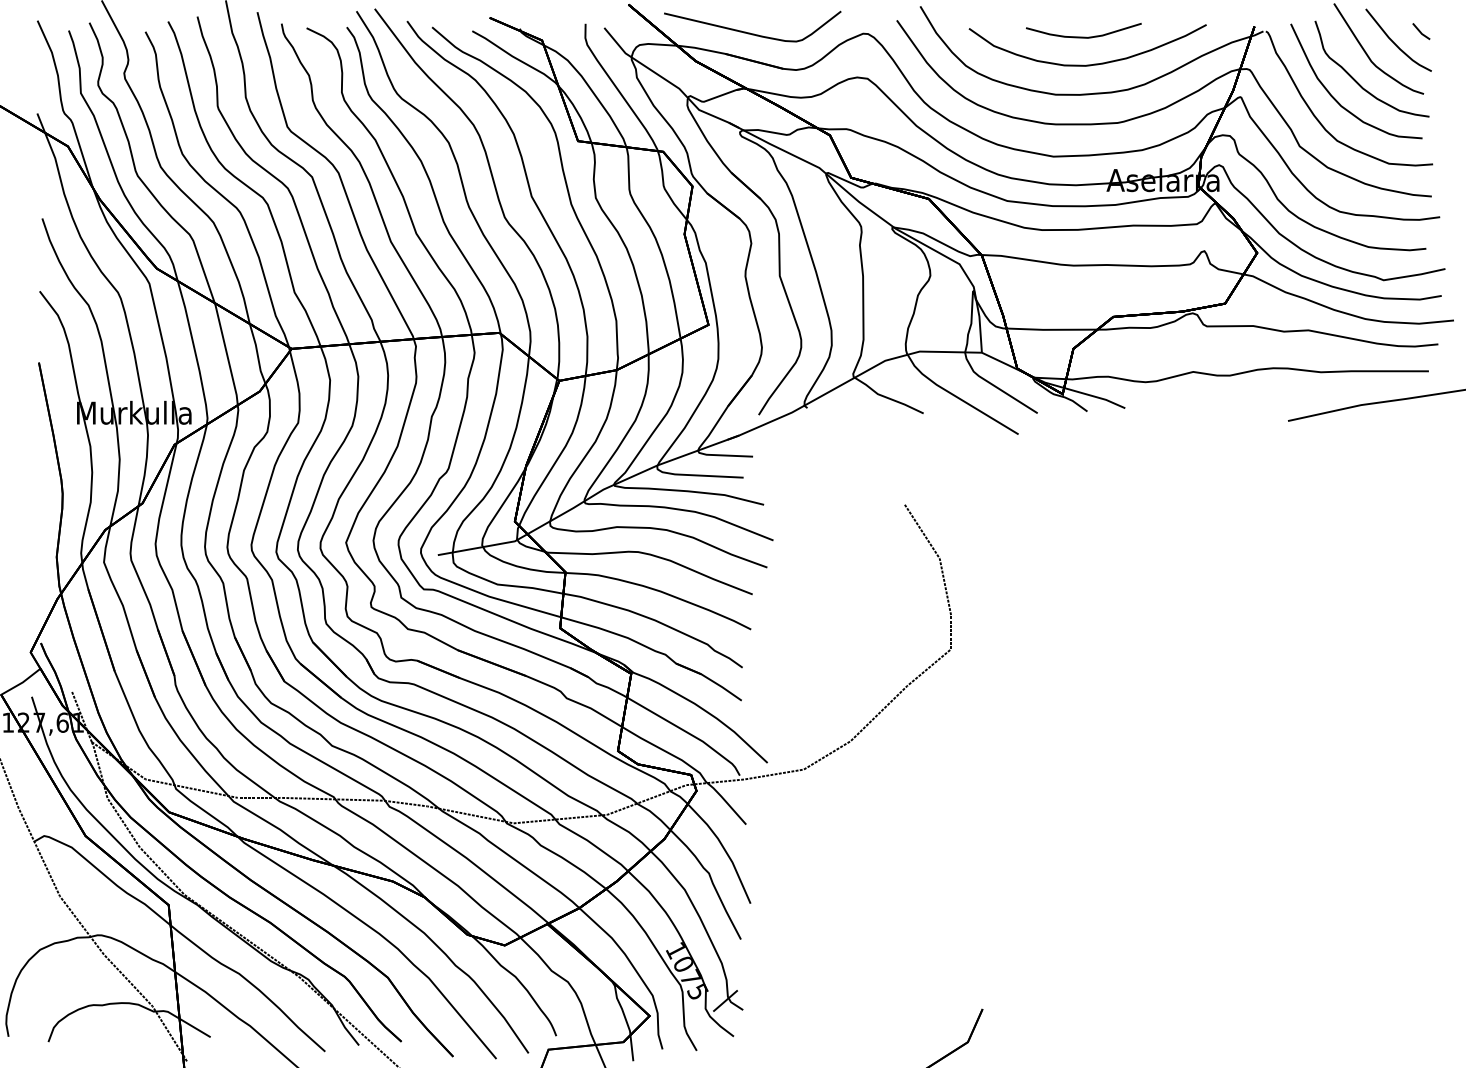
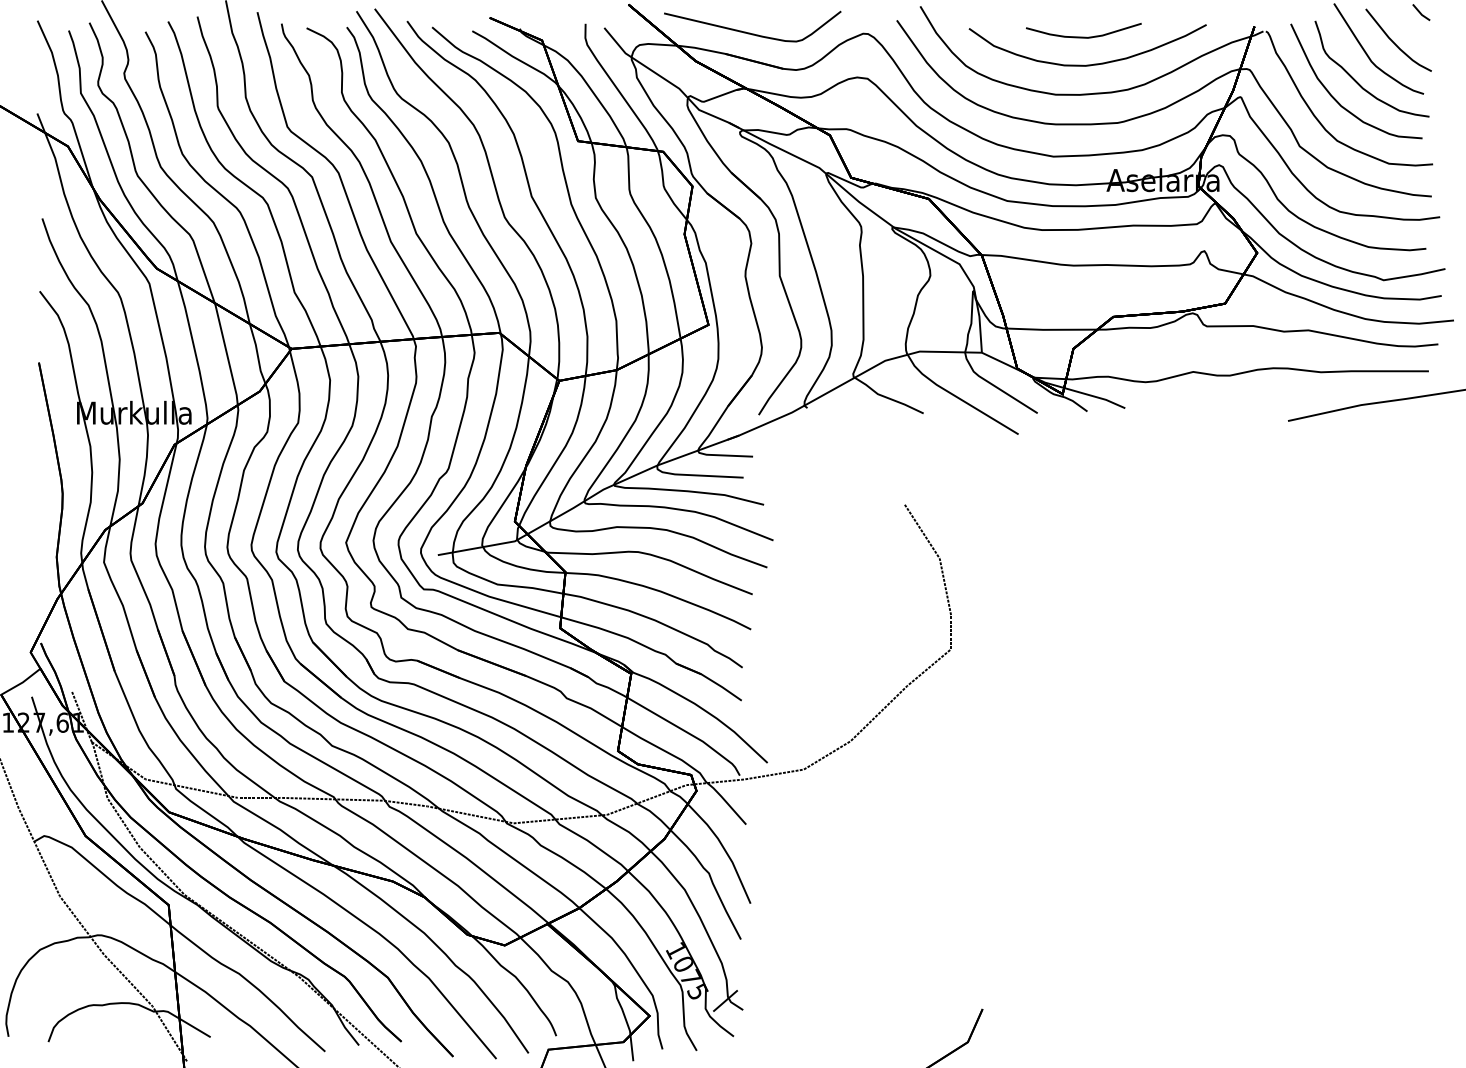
line position: (1421, 31) -> (1421, 12) (1421, 12)
